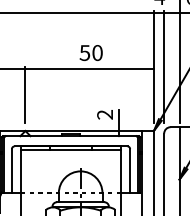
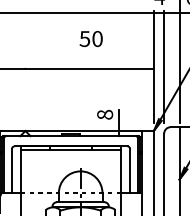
text position: (90, 52) -> (90, 38) (90, 38)
line: present -> none (25, 95)
text: 2 -> 8 (105, 114)
